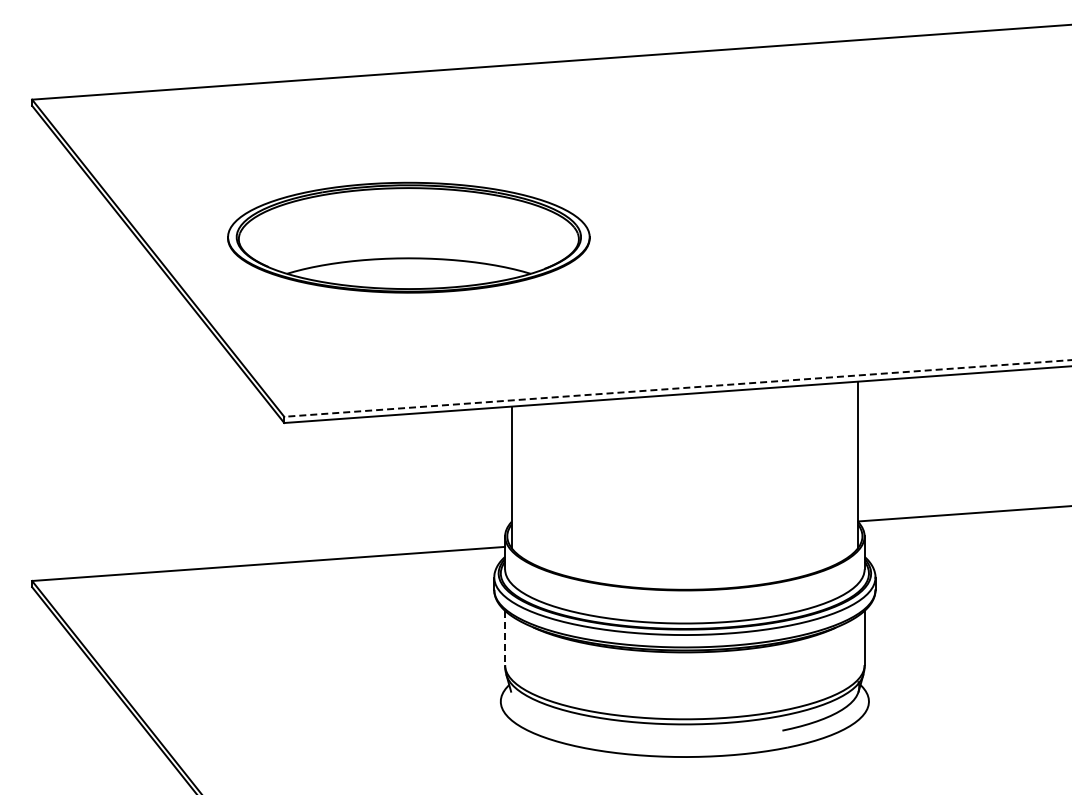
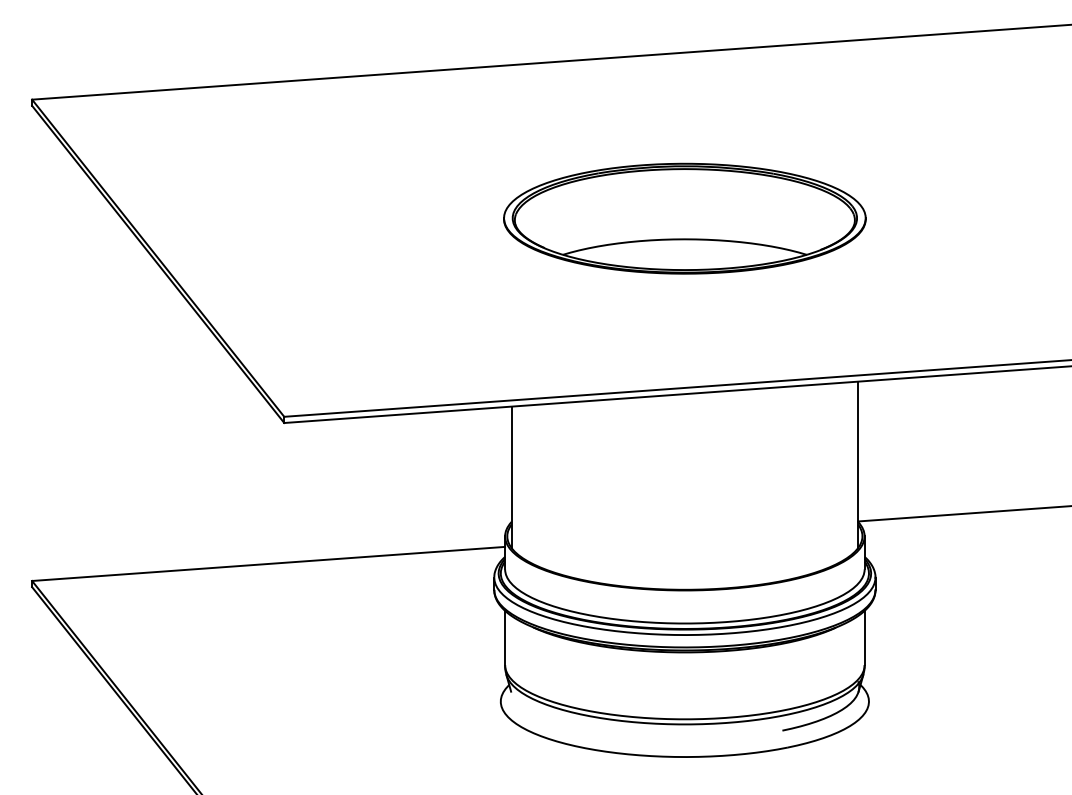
part position: (408, 237) -> (684, 218) (684, 218)
line: dashed -> solid (677, 388)
line: dashed -> solid (505, 638)
